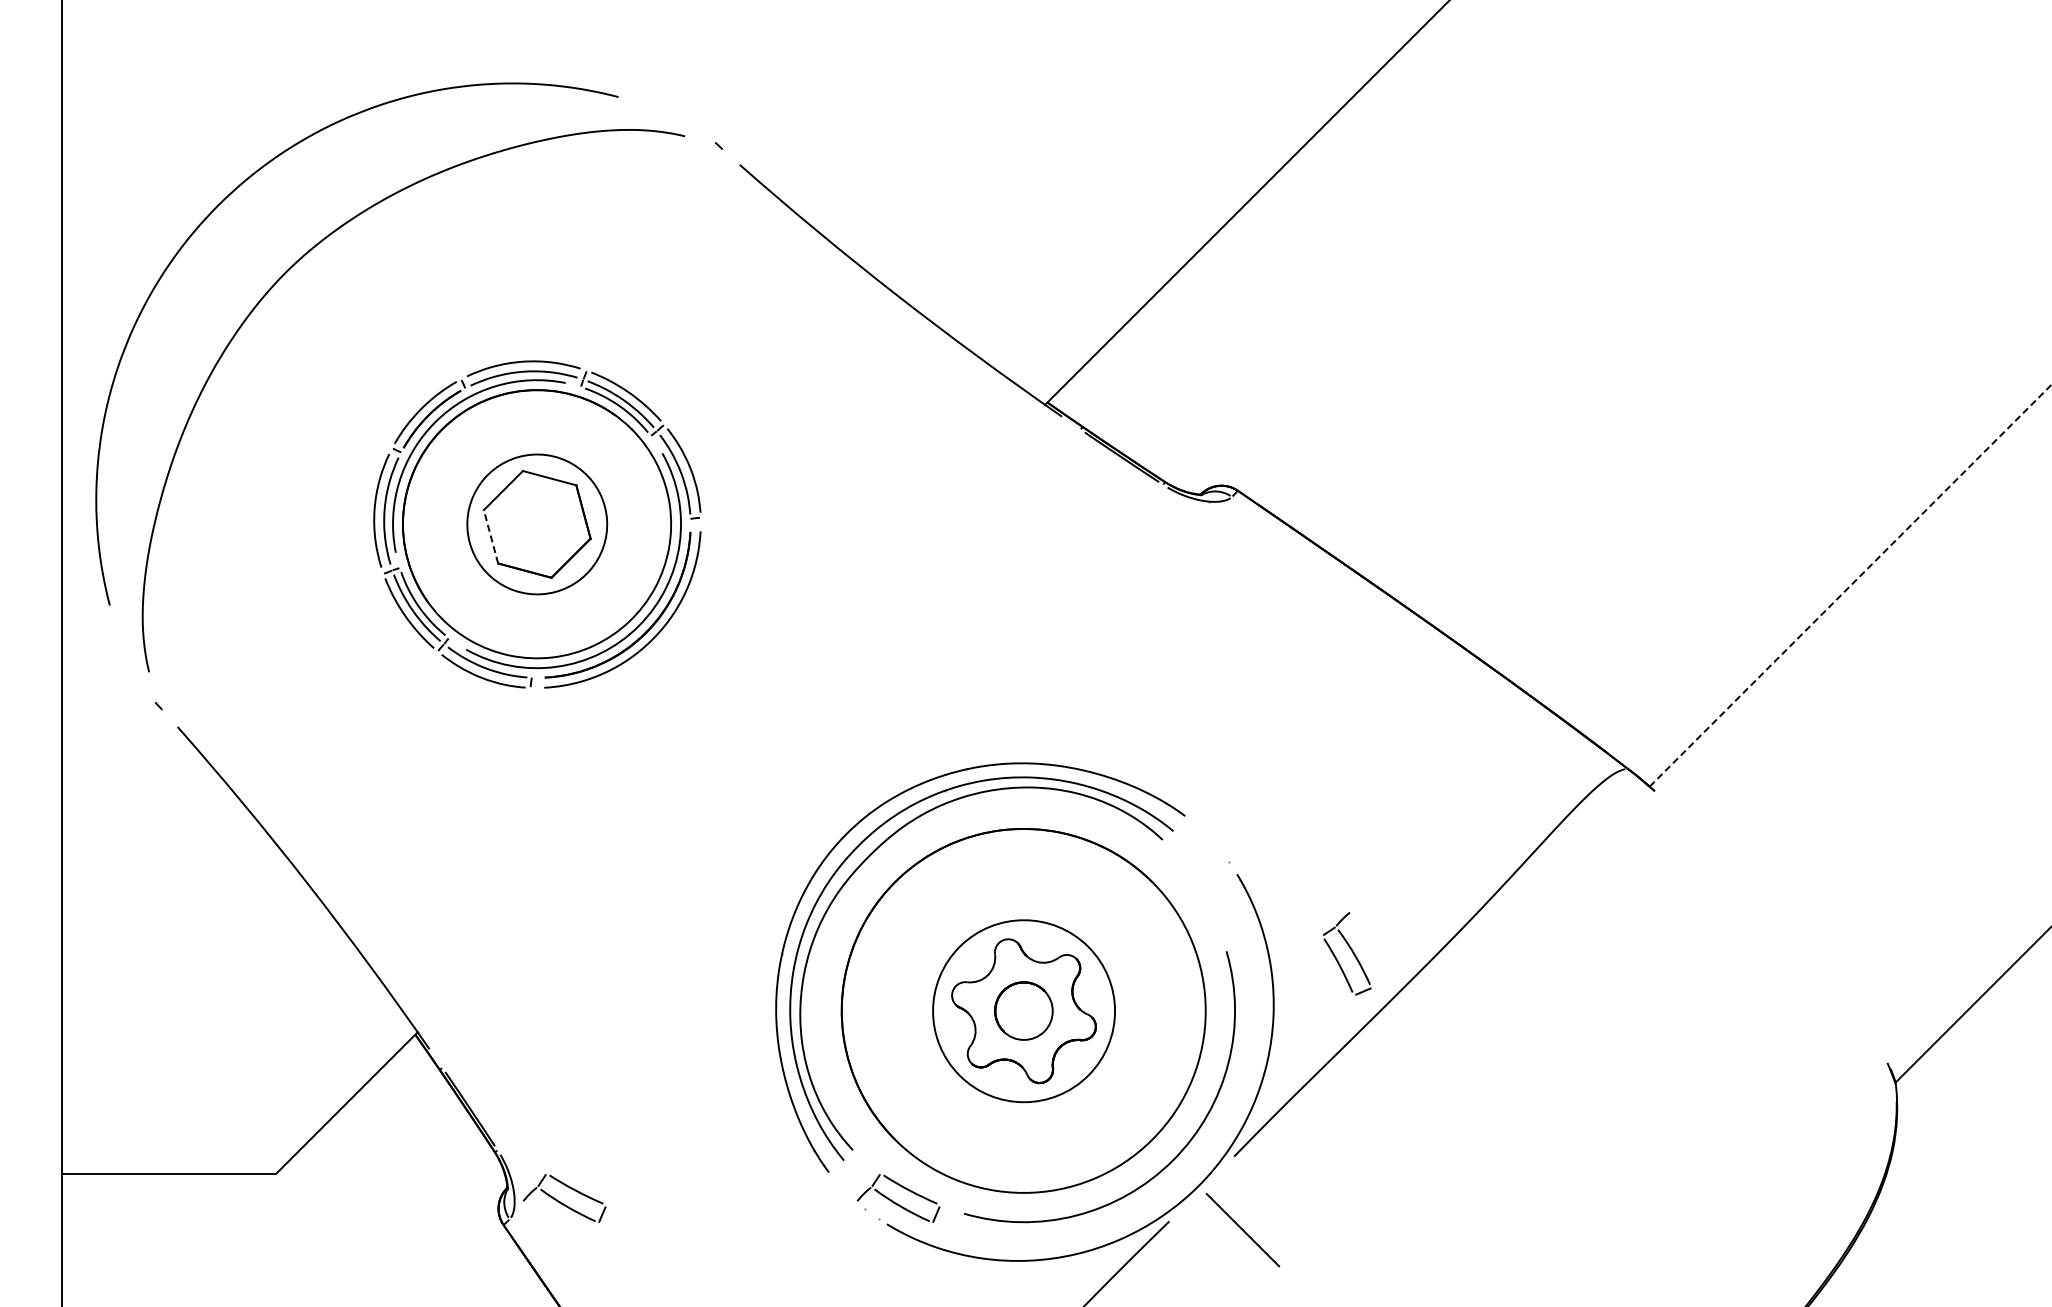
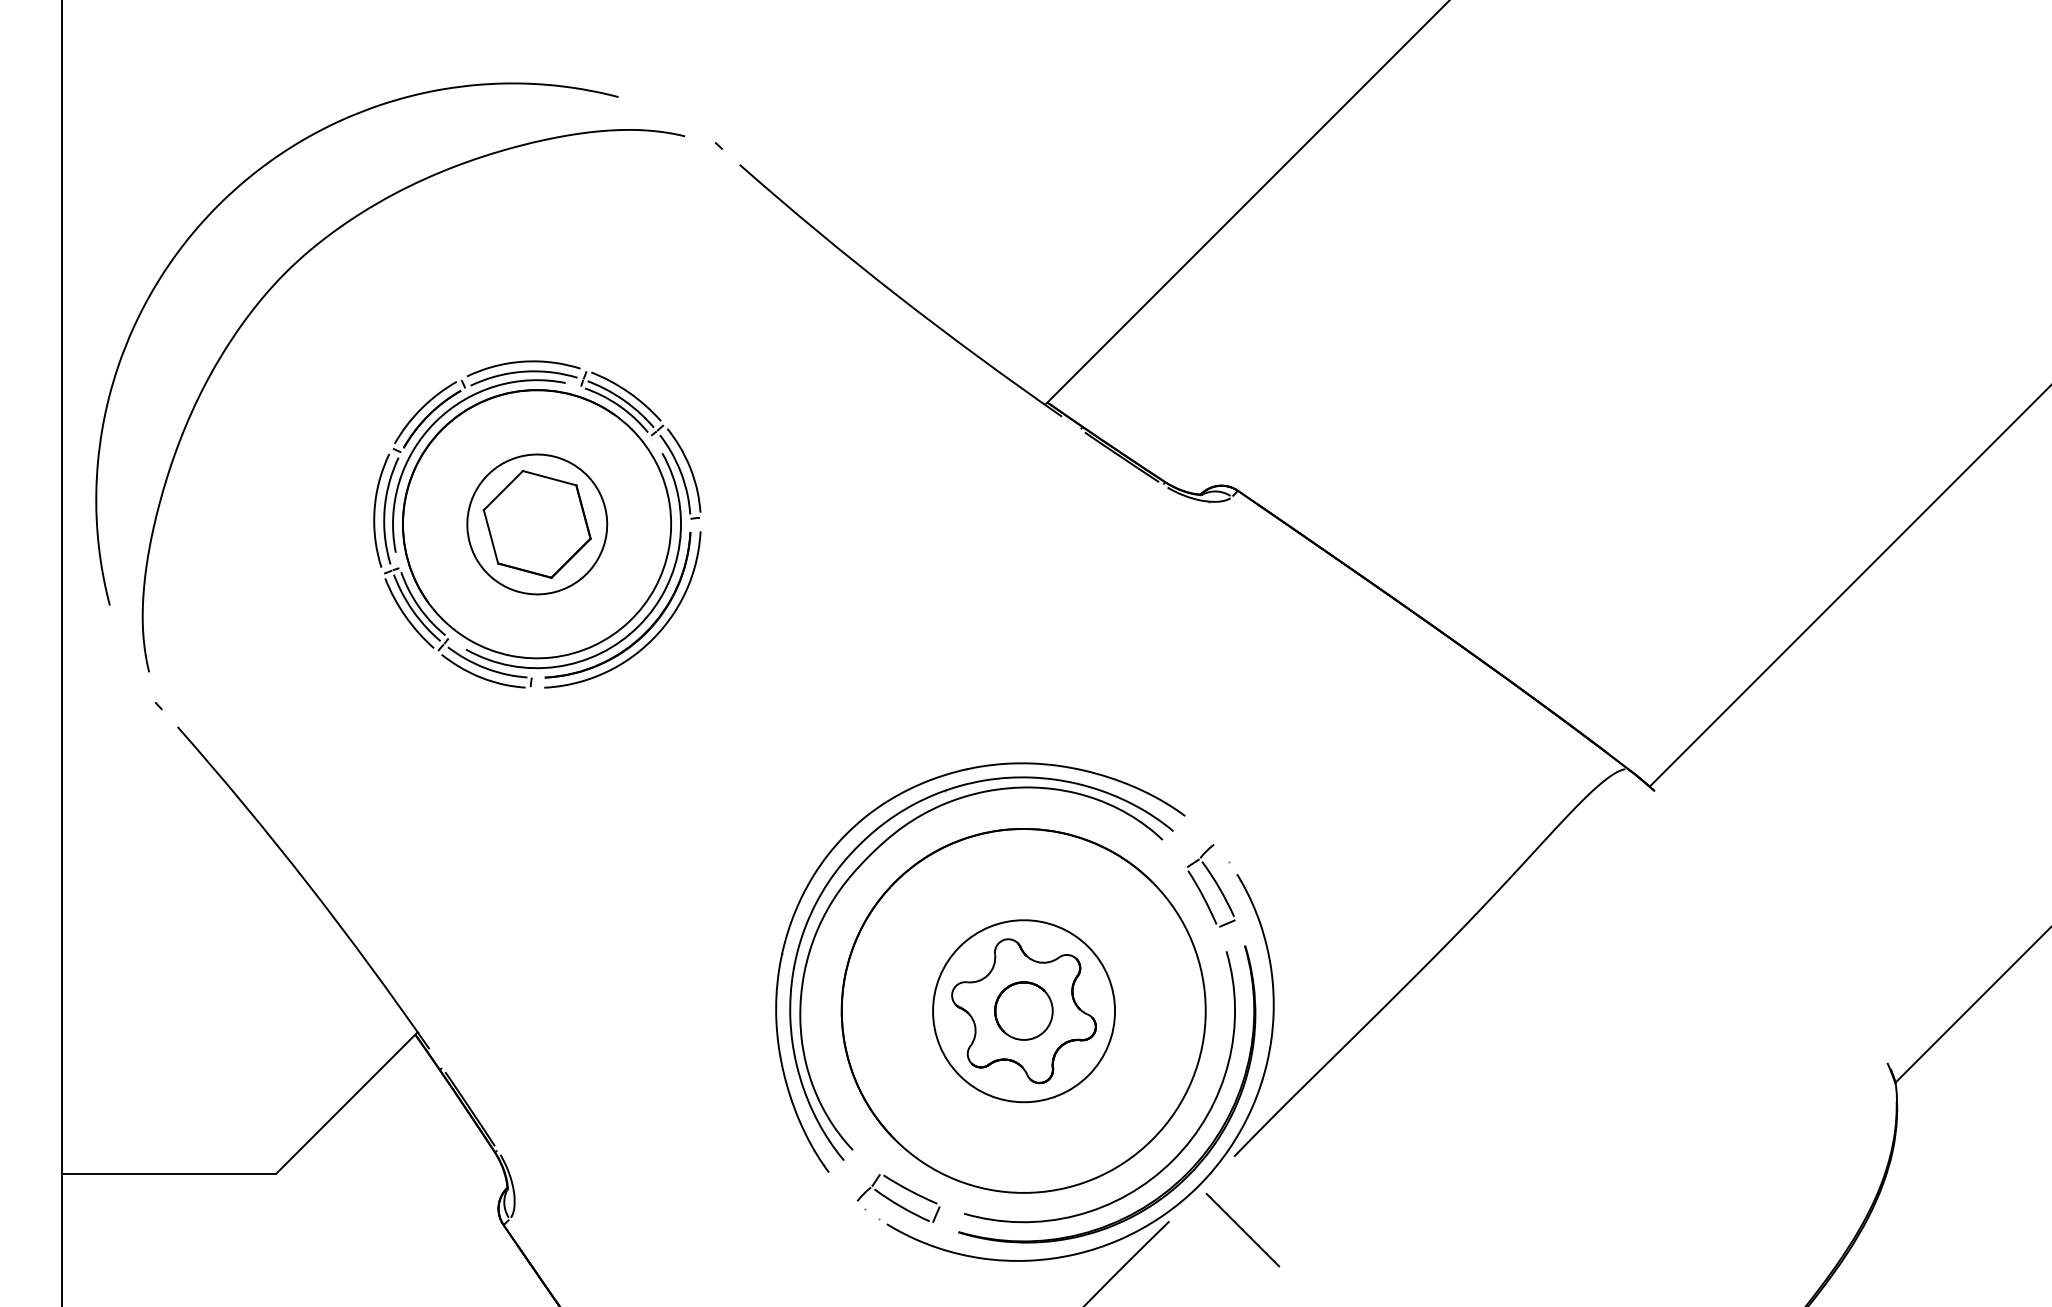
line: dashed -> solid (491, 536)
line: dashed -> solid (1851, 585)
part position: (1346, 953) -> (1210, 885) (1210, 885)
part: none -> present (1186, 1172)
part: present -> none (564, 1198)
